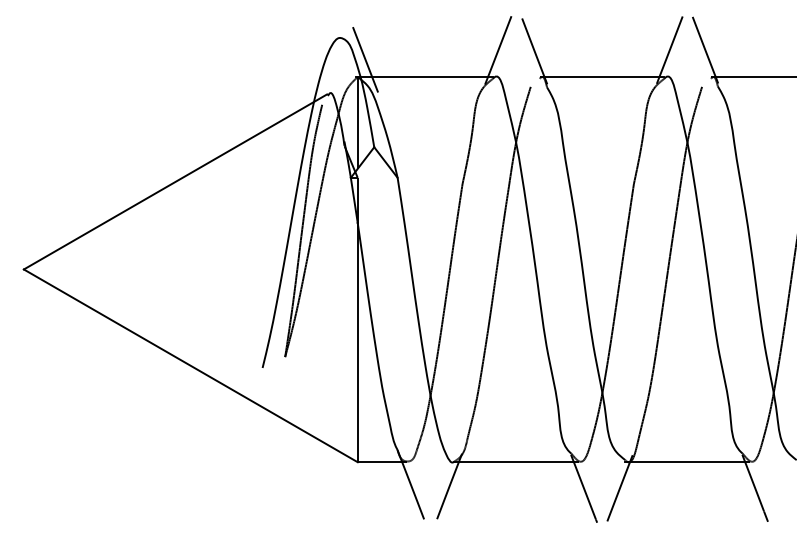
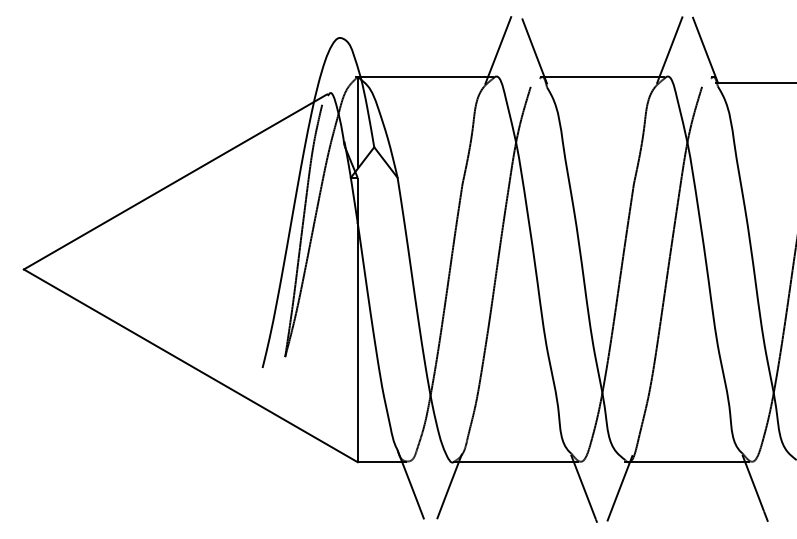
line: present -> none (365, 59)
line position: (754, 76) -> (754, 82) (754, 82)
